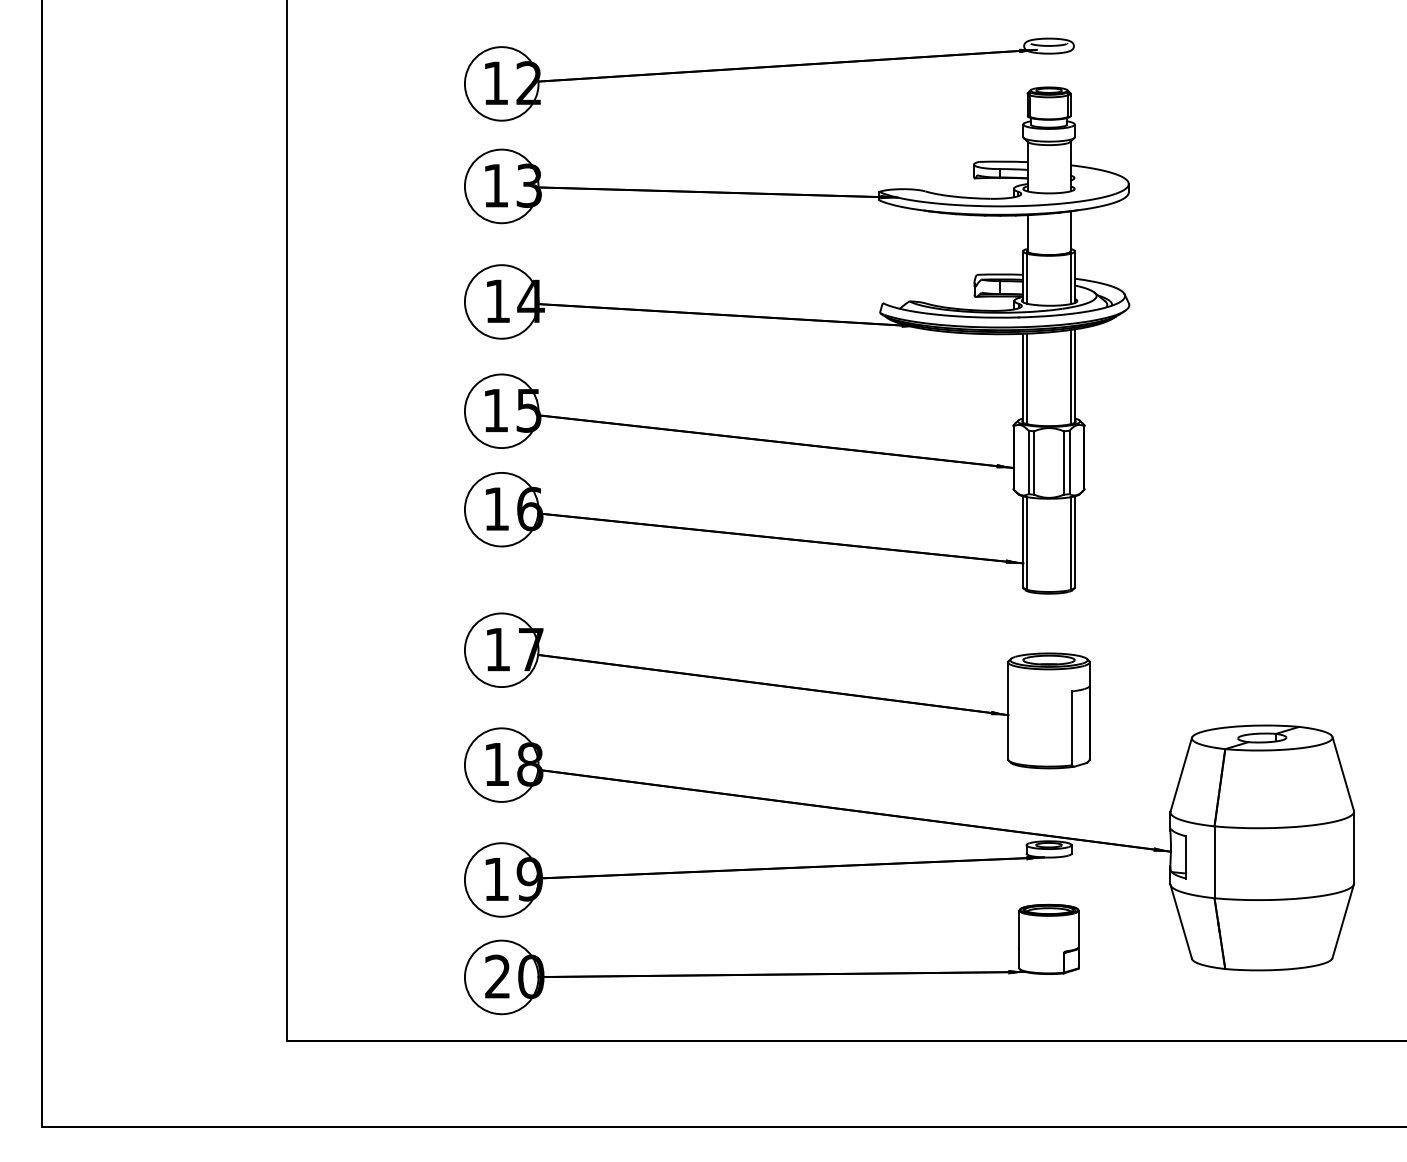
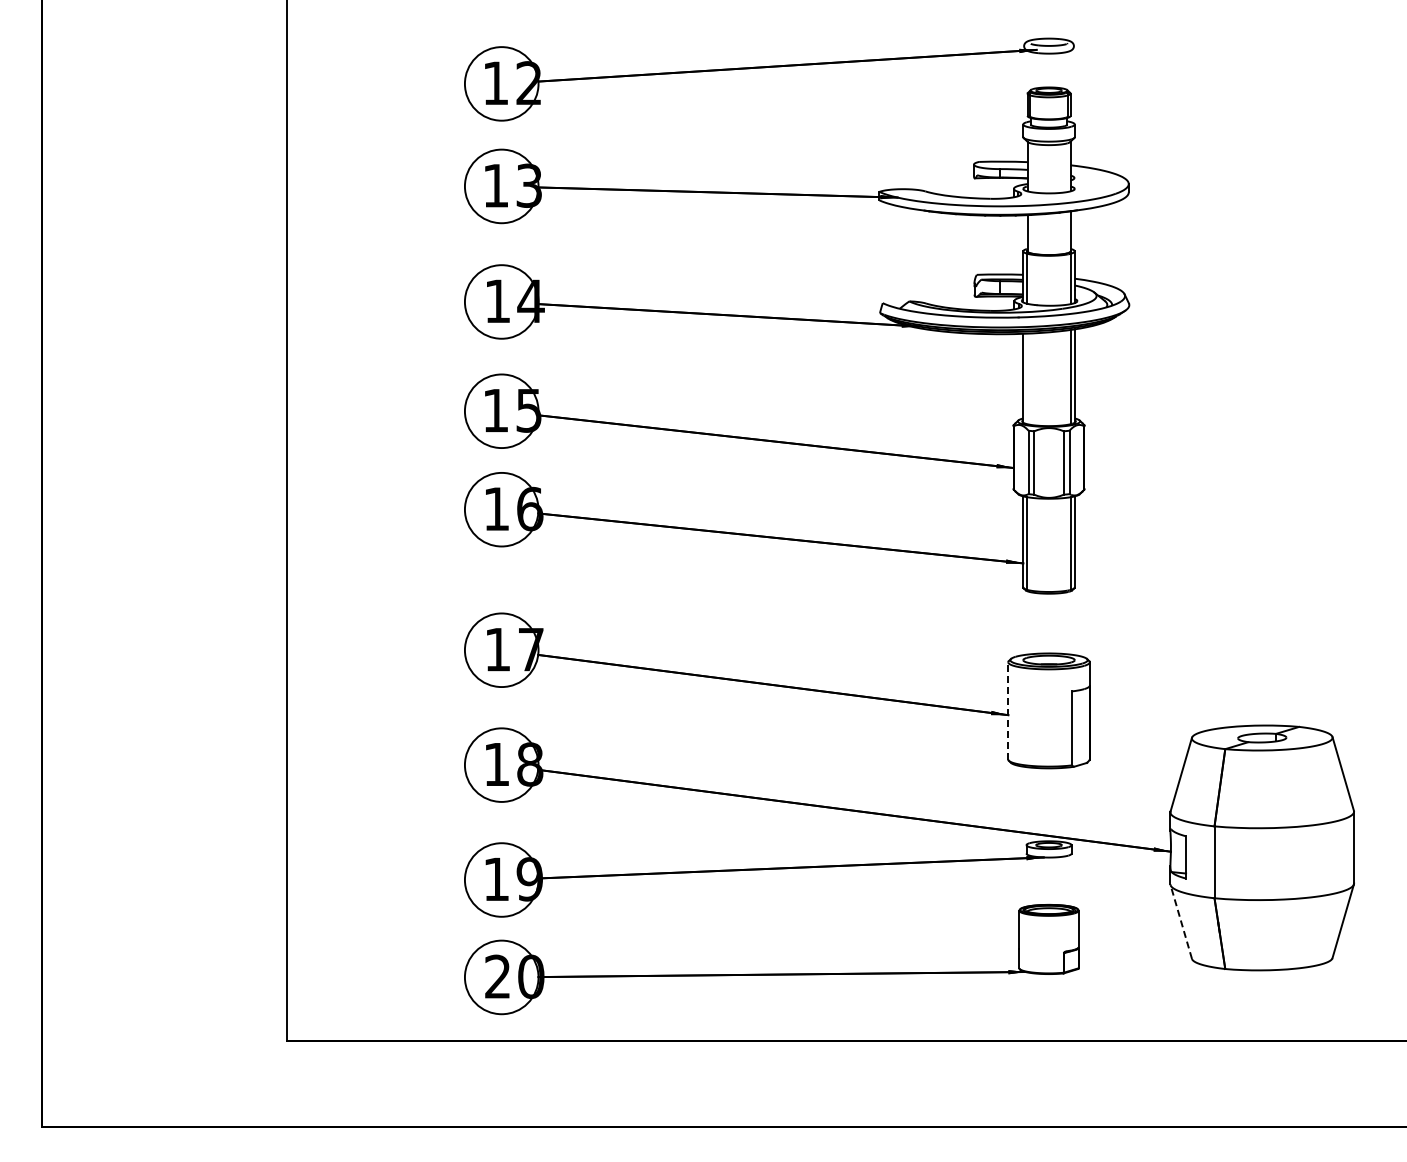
line: present -> none (1027, 378)
line: solid -> dashed (1008, 710)
line: solid -> dashed (1181, 921)
